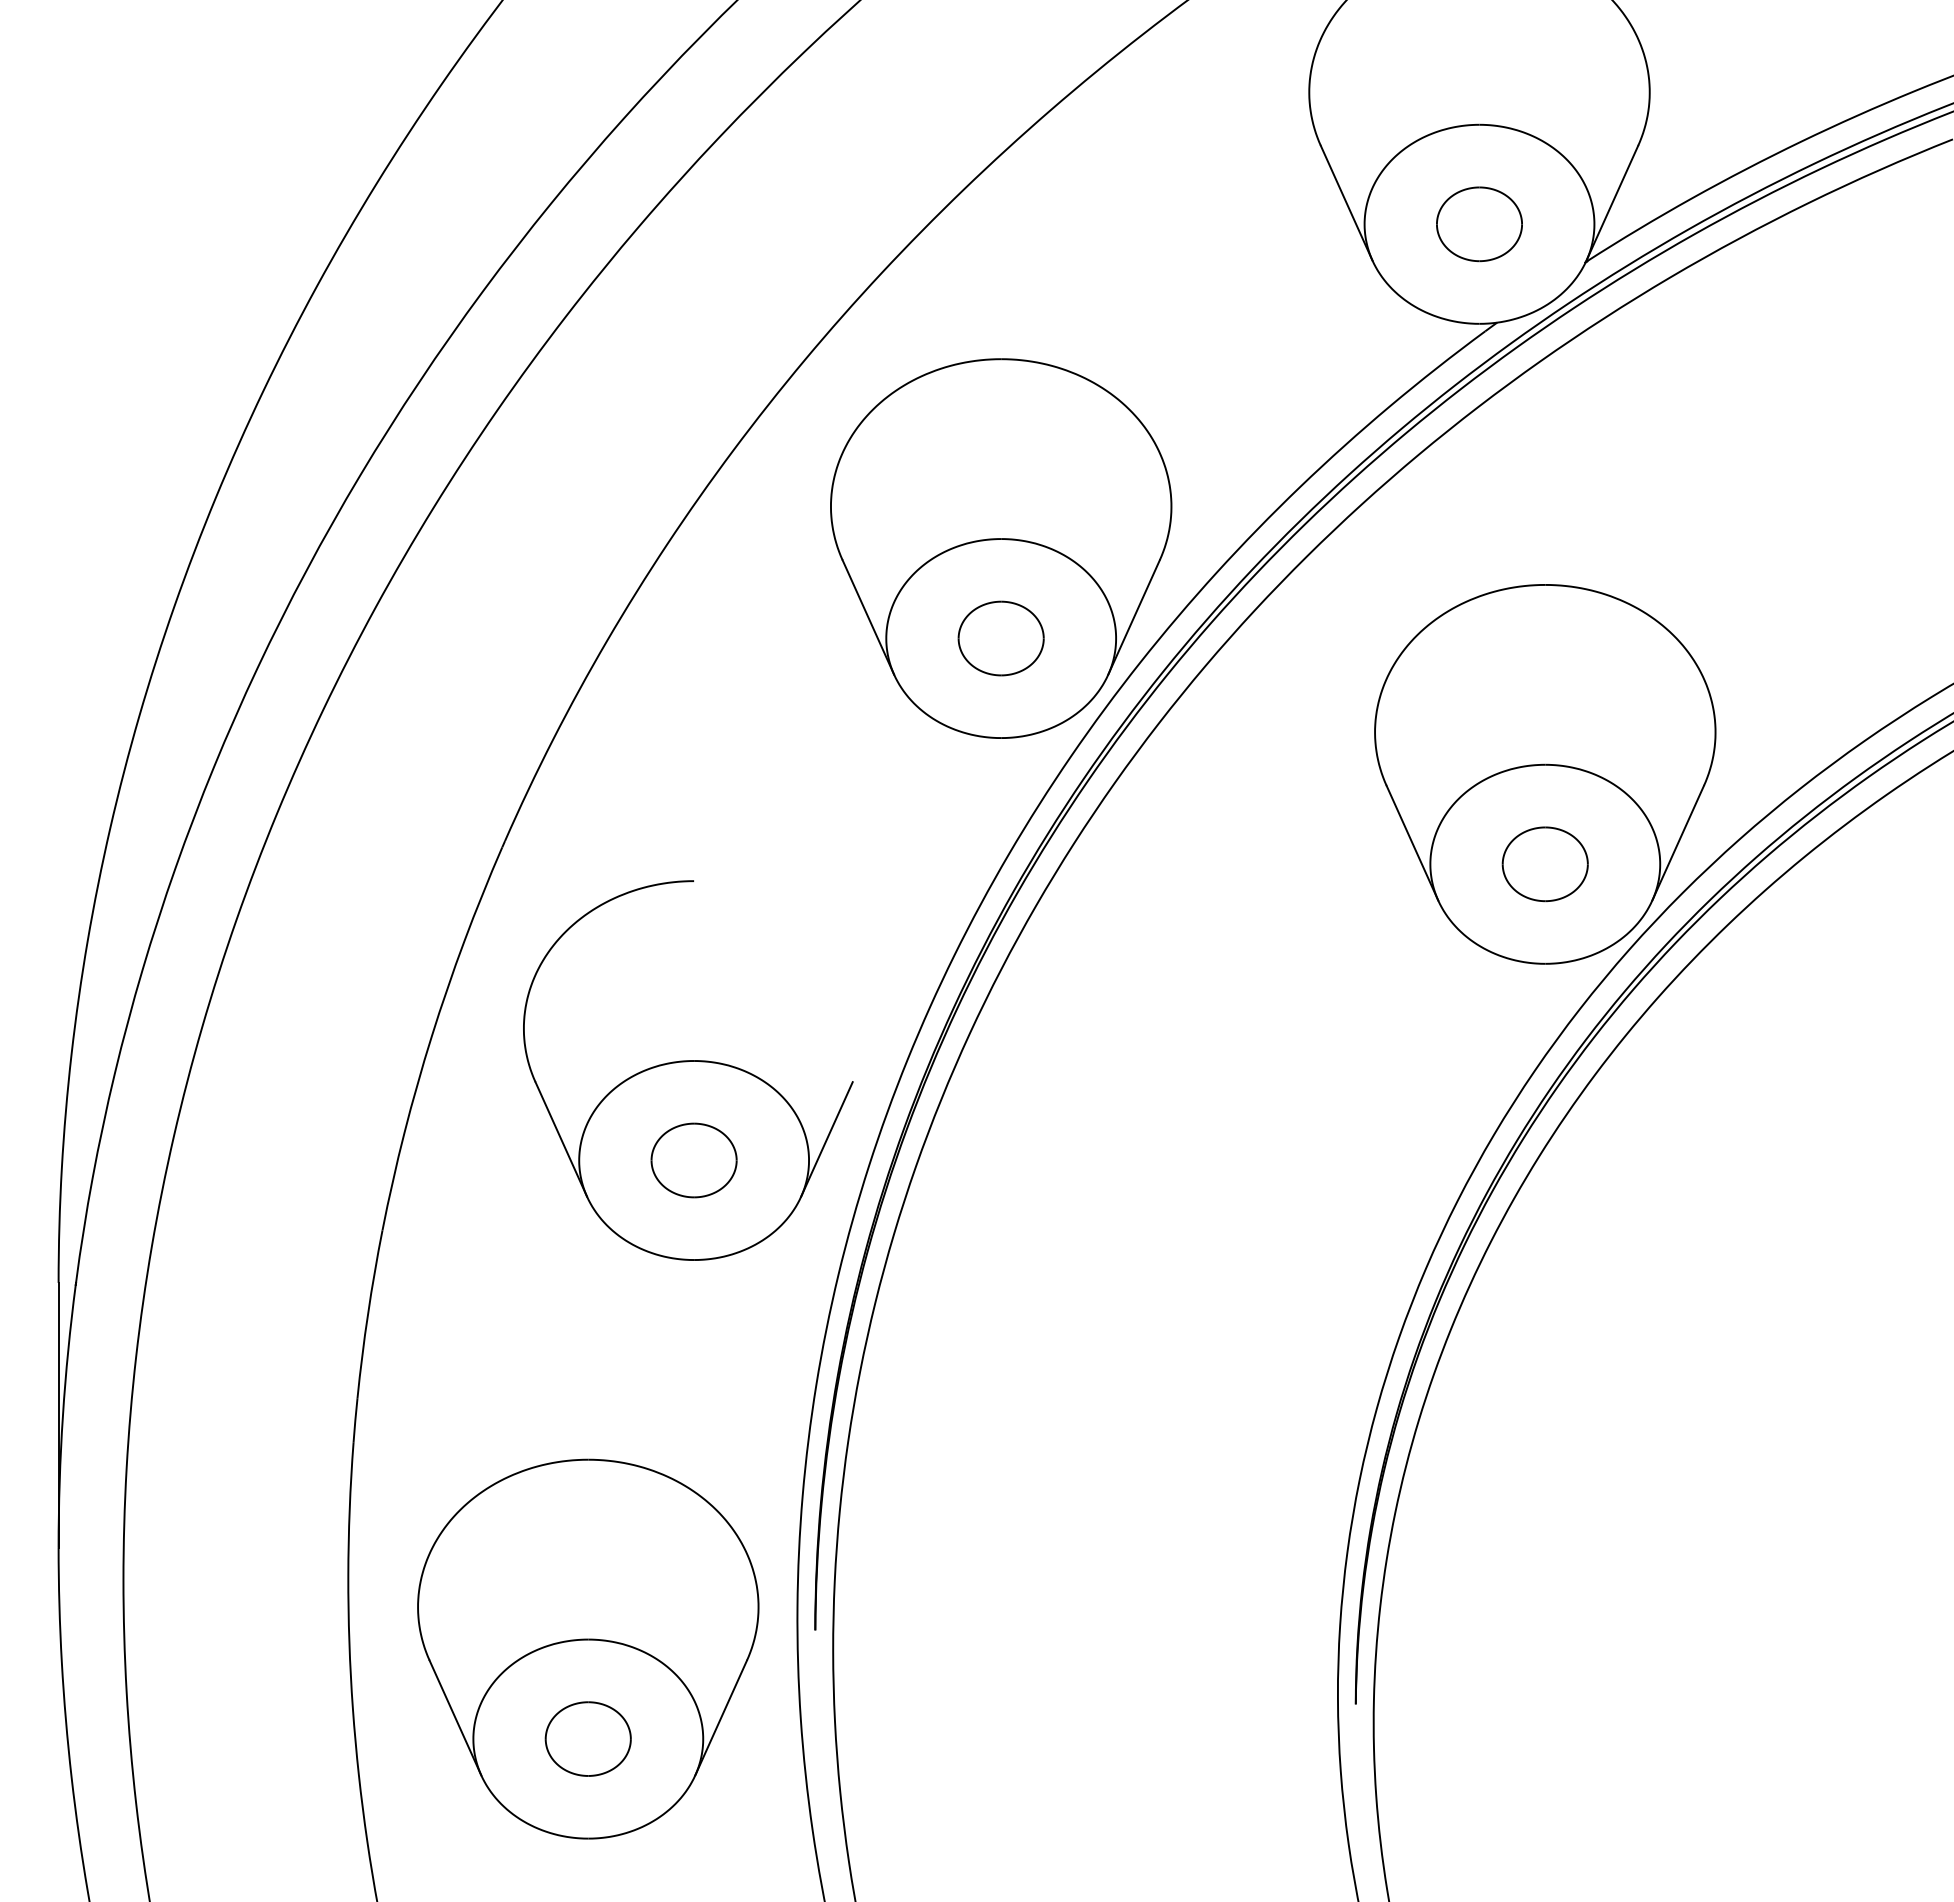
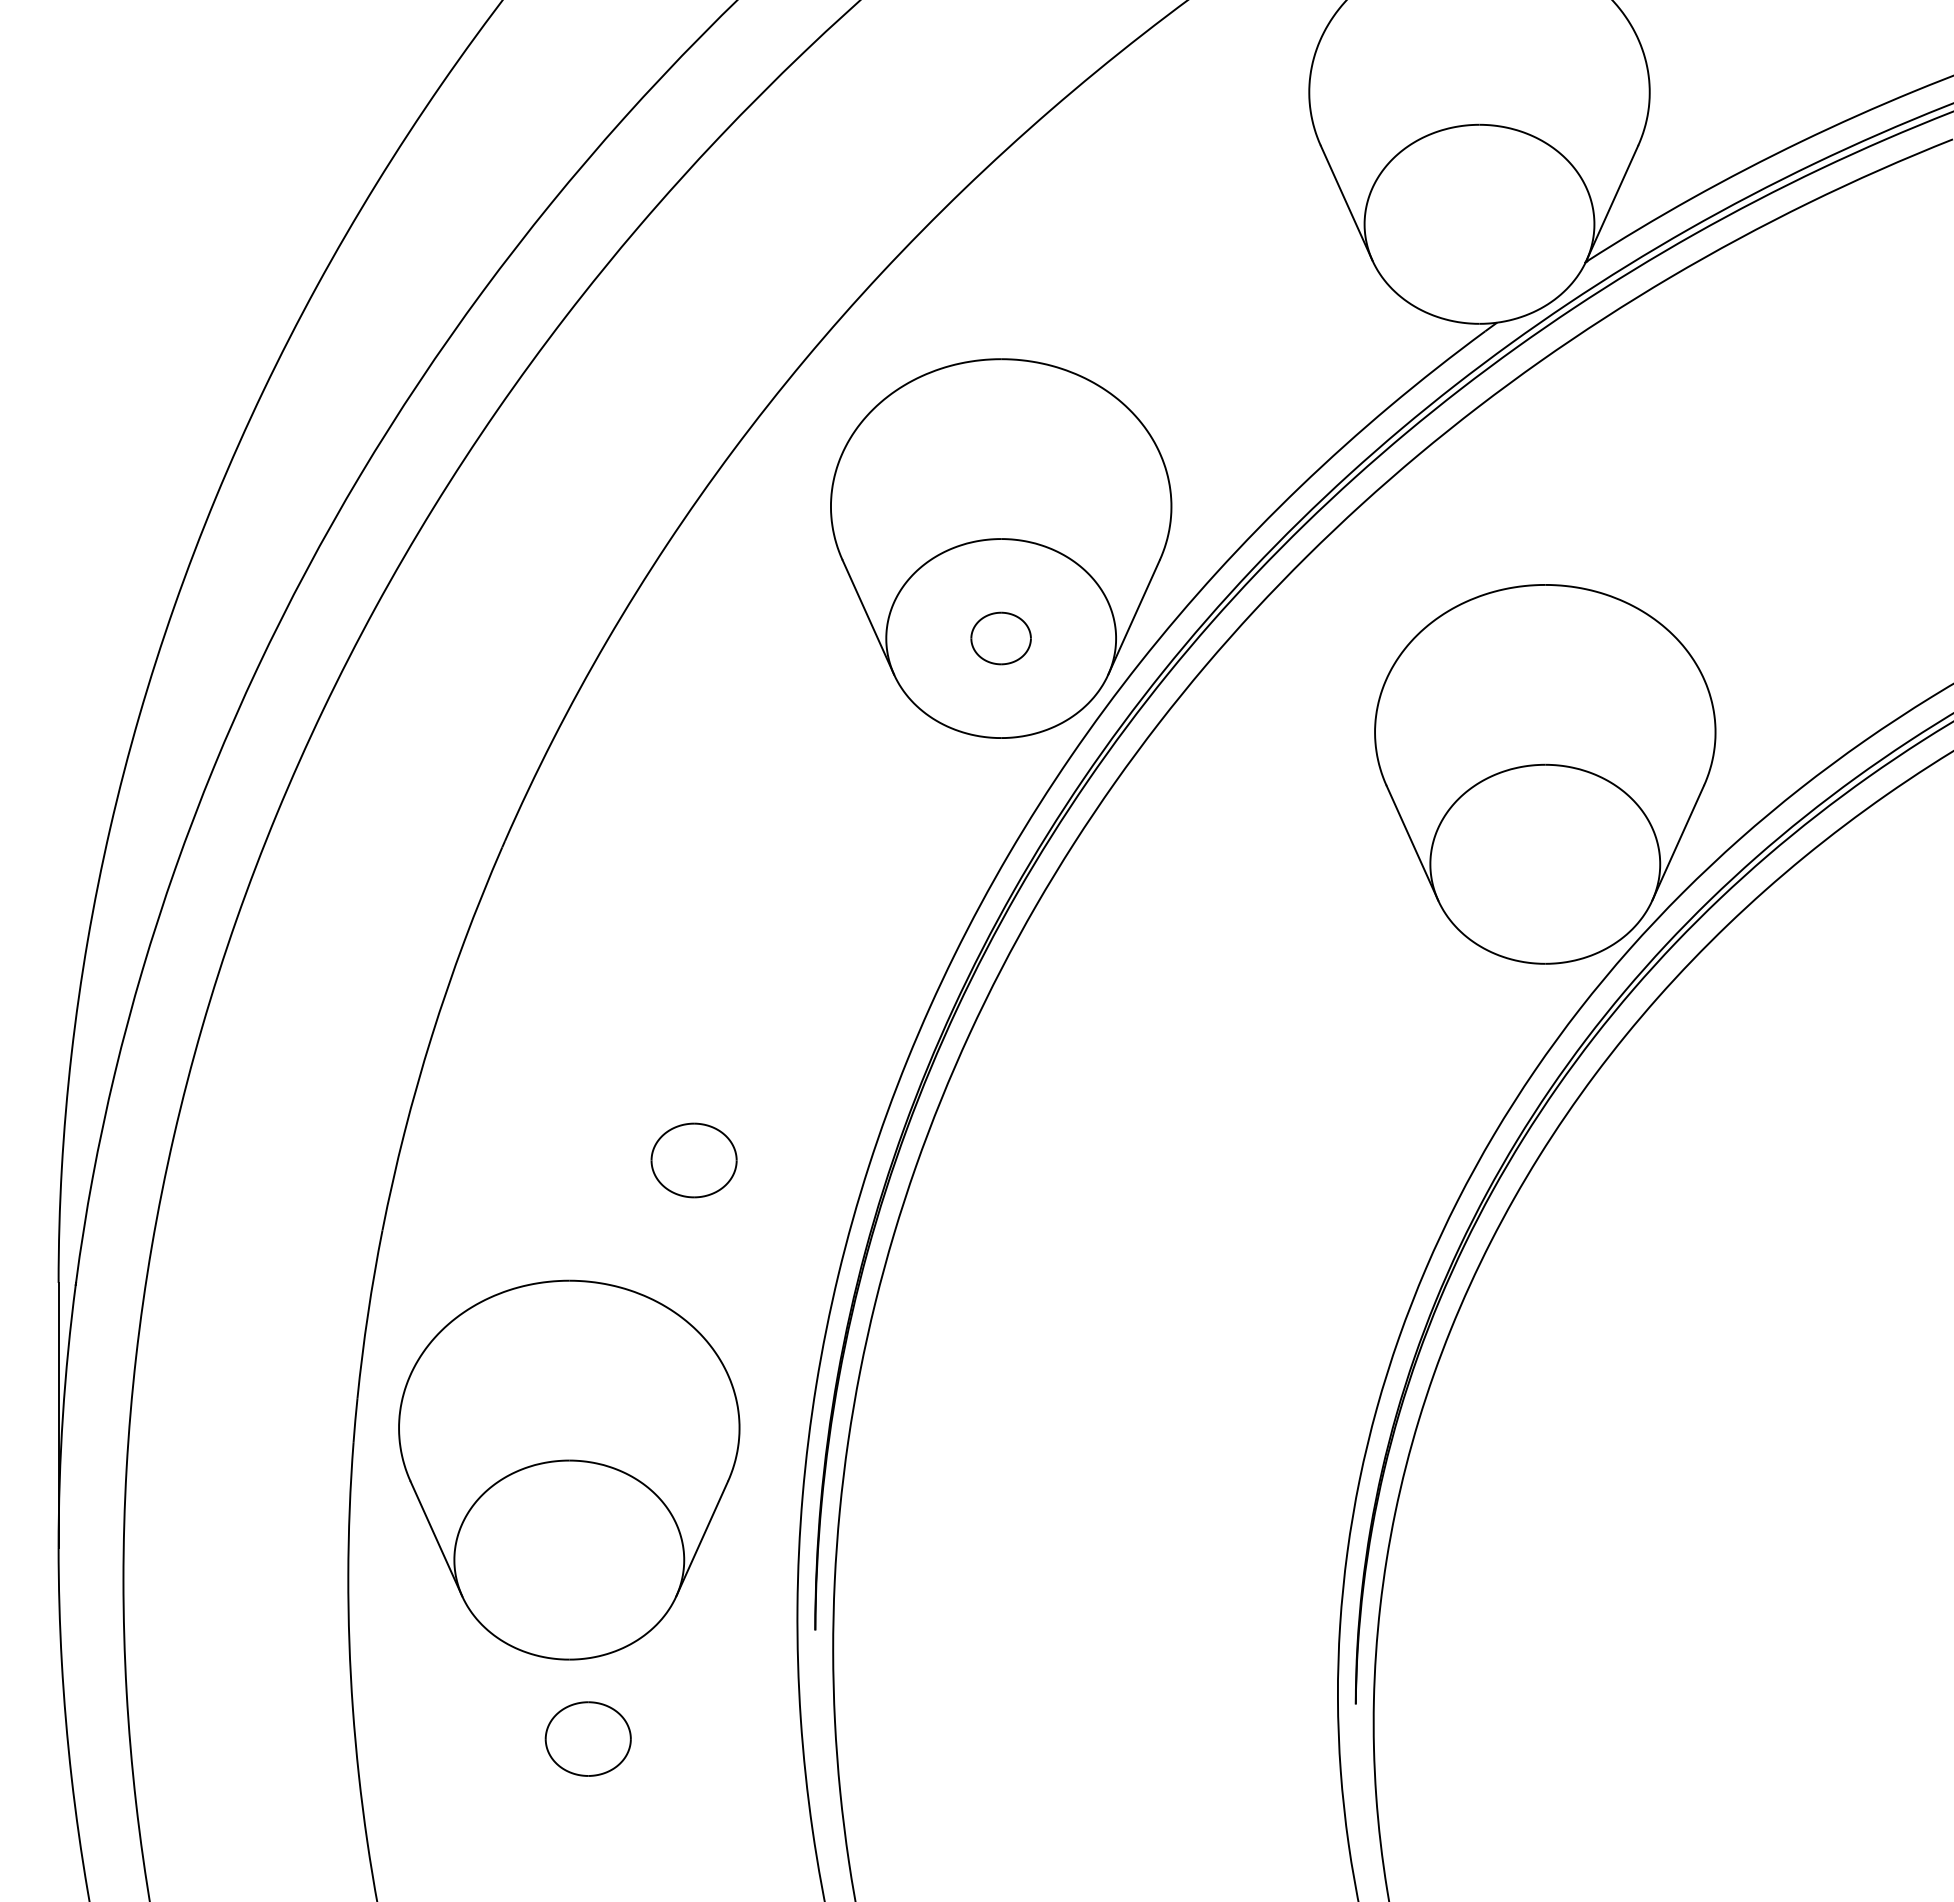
part: present -> none (1479, 224)
part size: 88x77 px -> 62x55 px (1000, 638)
part: present -> none (1544, 864)
part: present -> none (688, 1070)
part position: (588, 1648) -> (569, 1469) (569, 1469)
